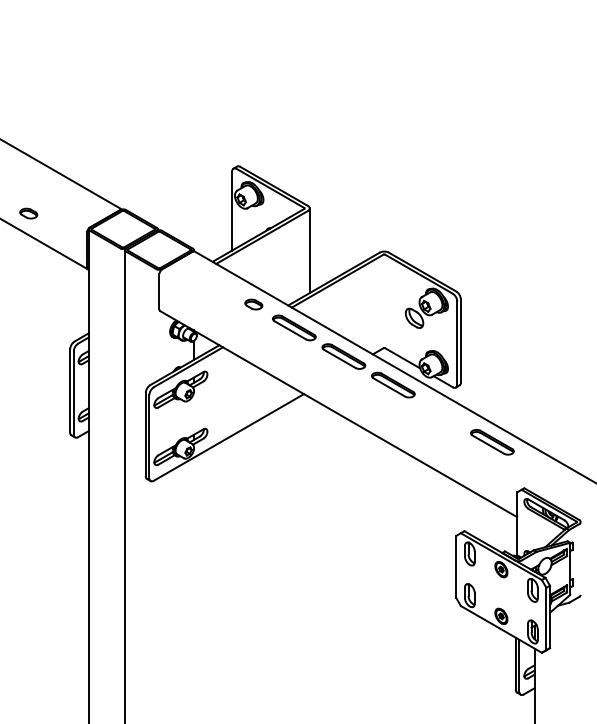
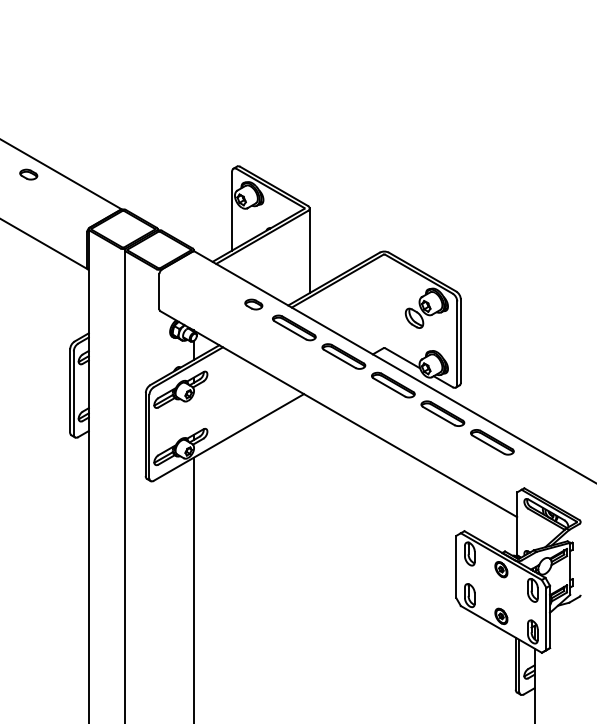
part position: (28, 213) -> (28, 174) (28, 174)
part: none -> present (442, 413)
line: none -> present (193, 588)
